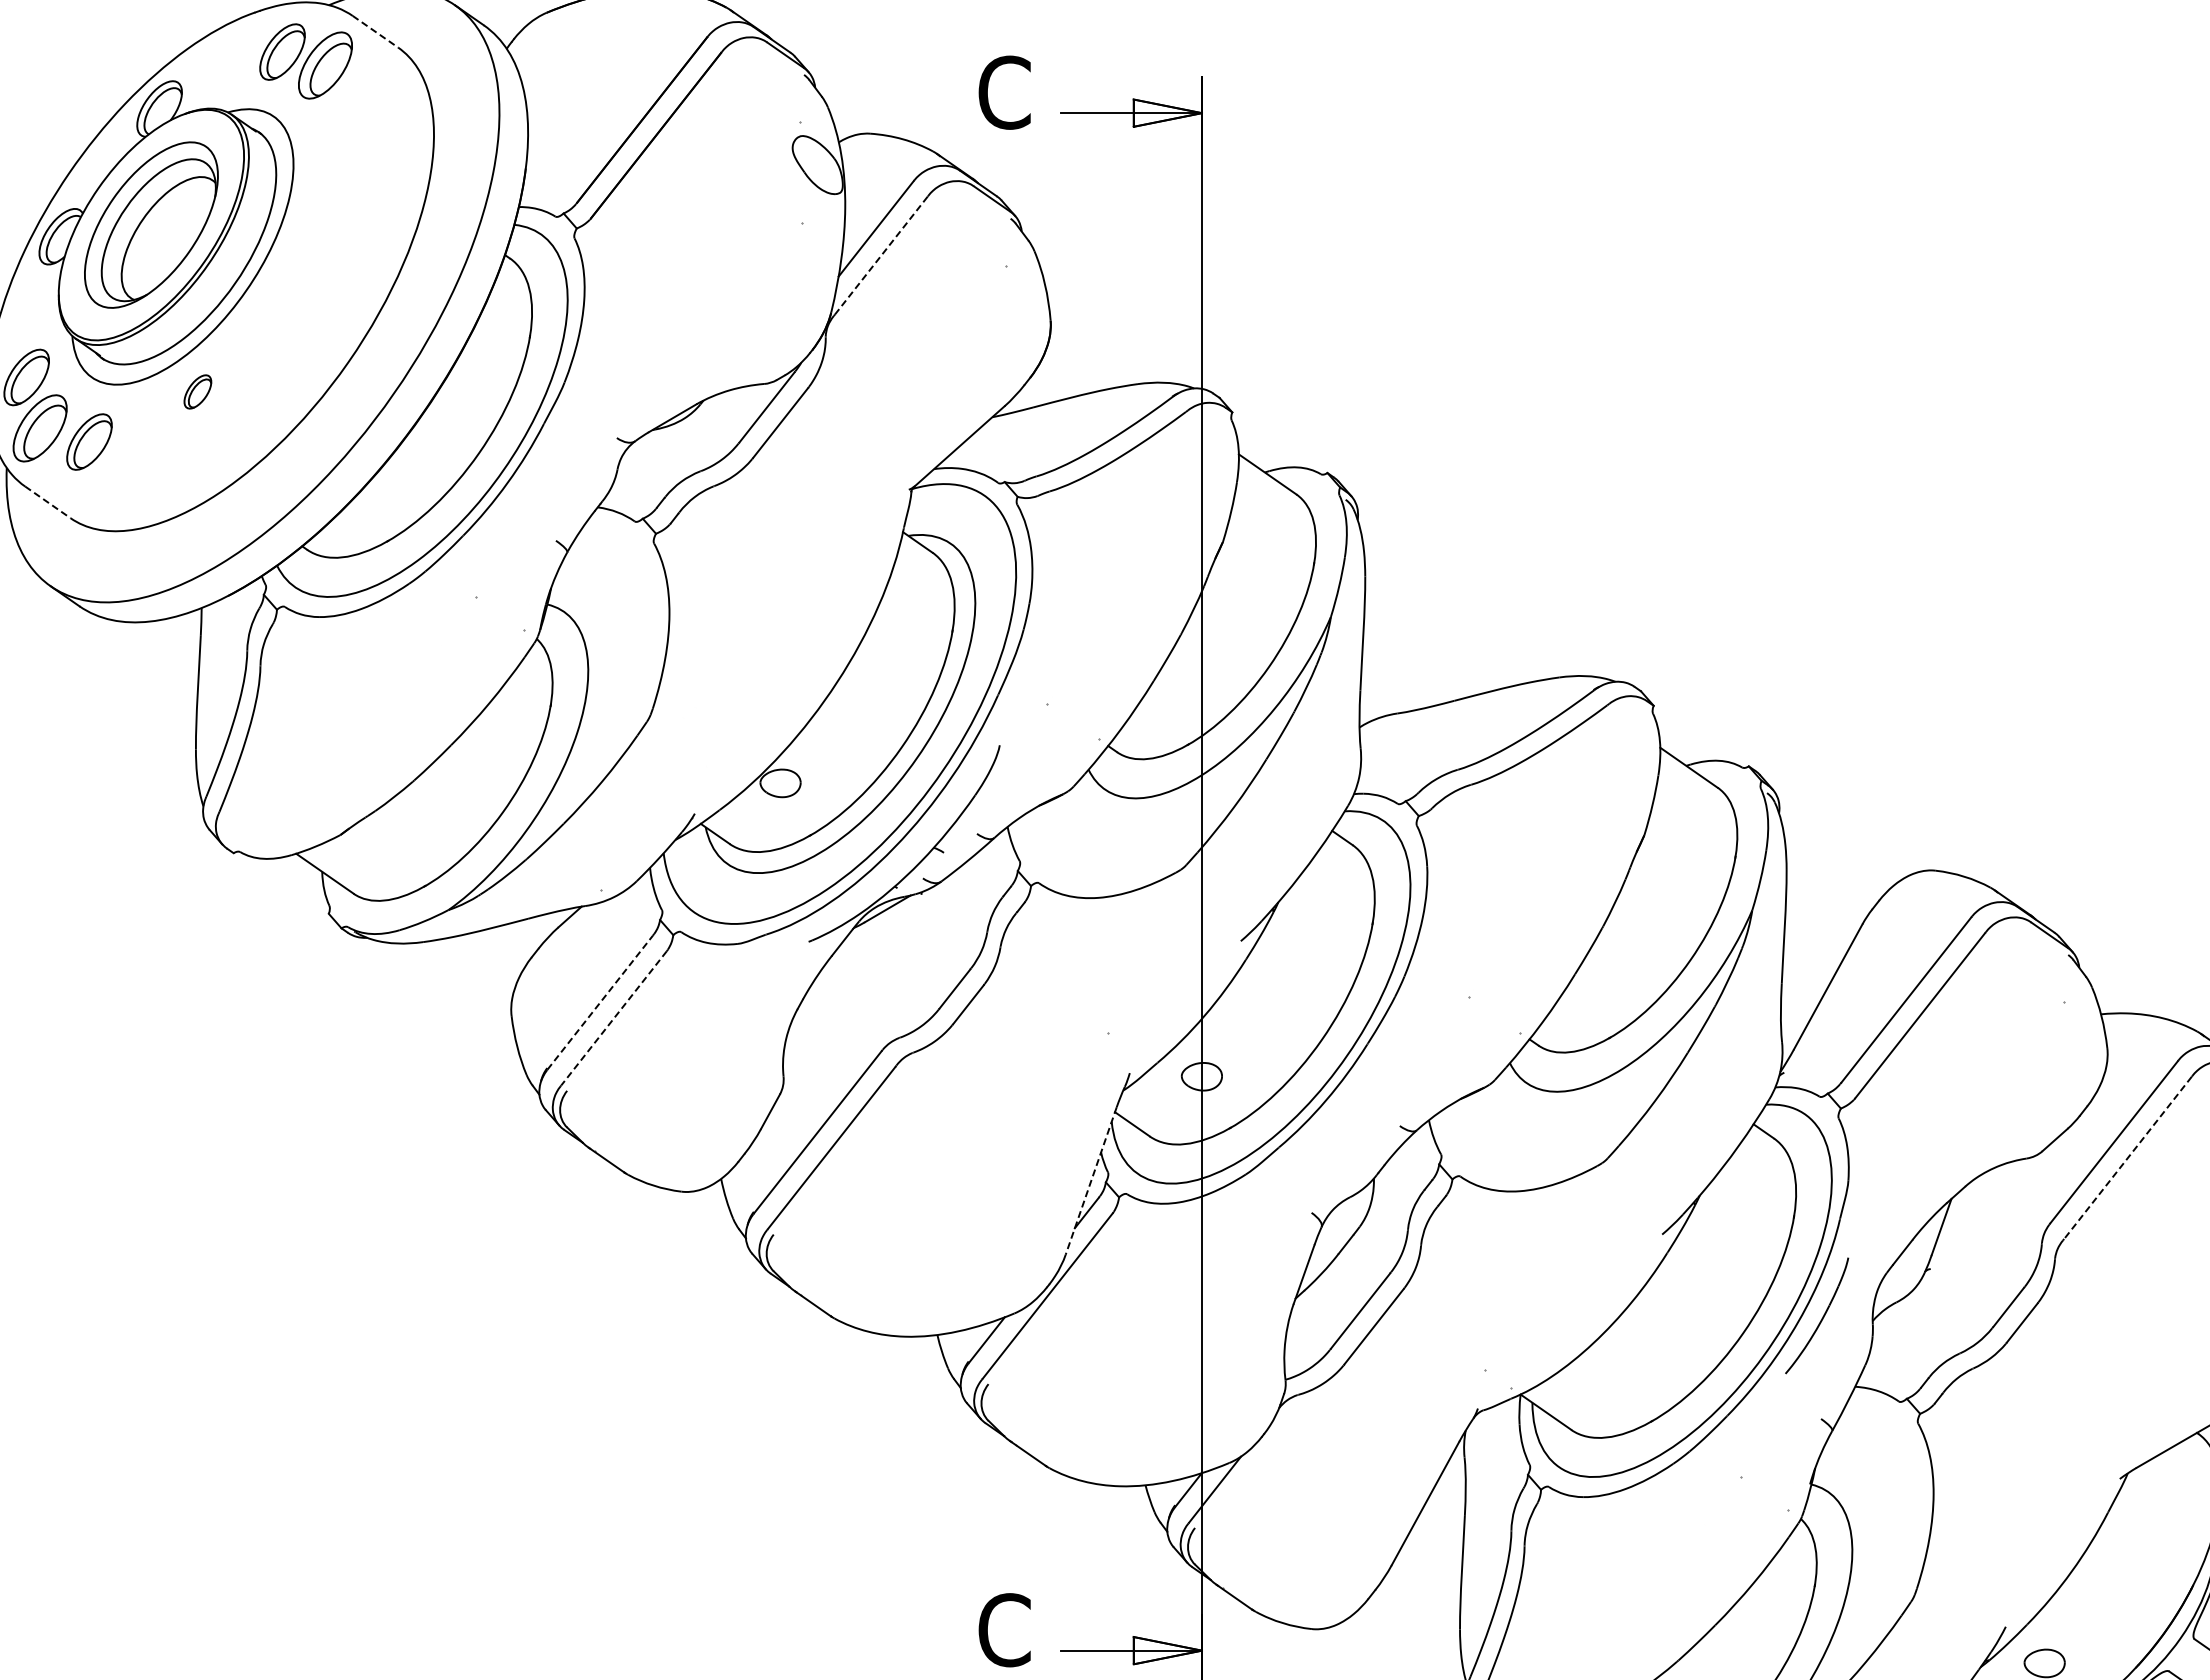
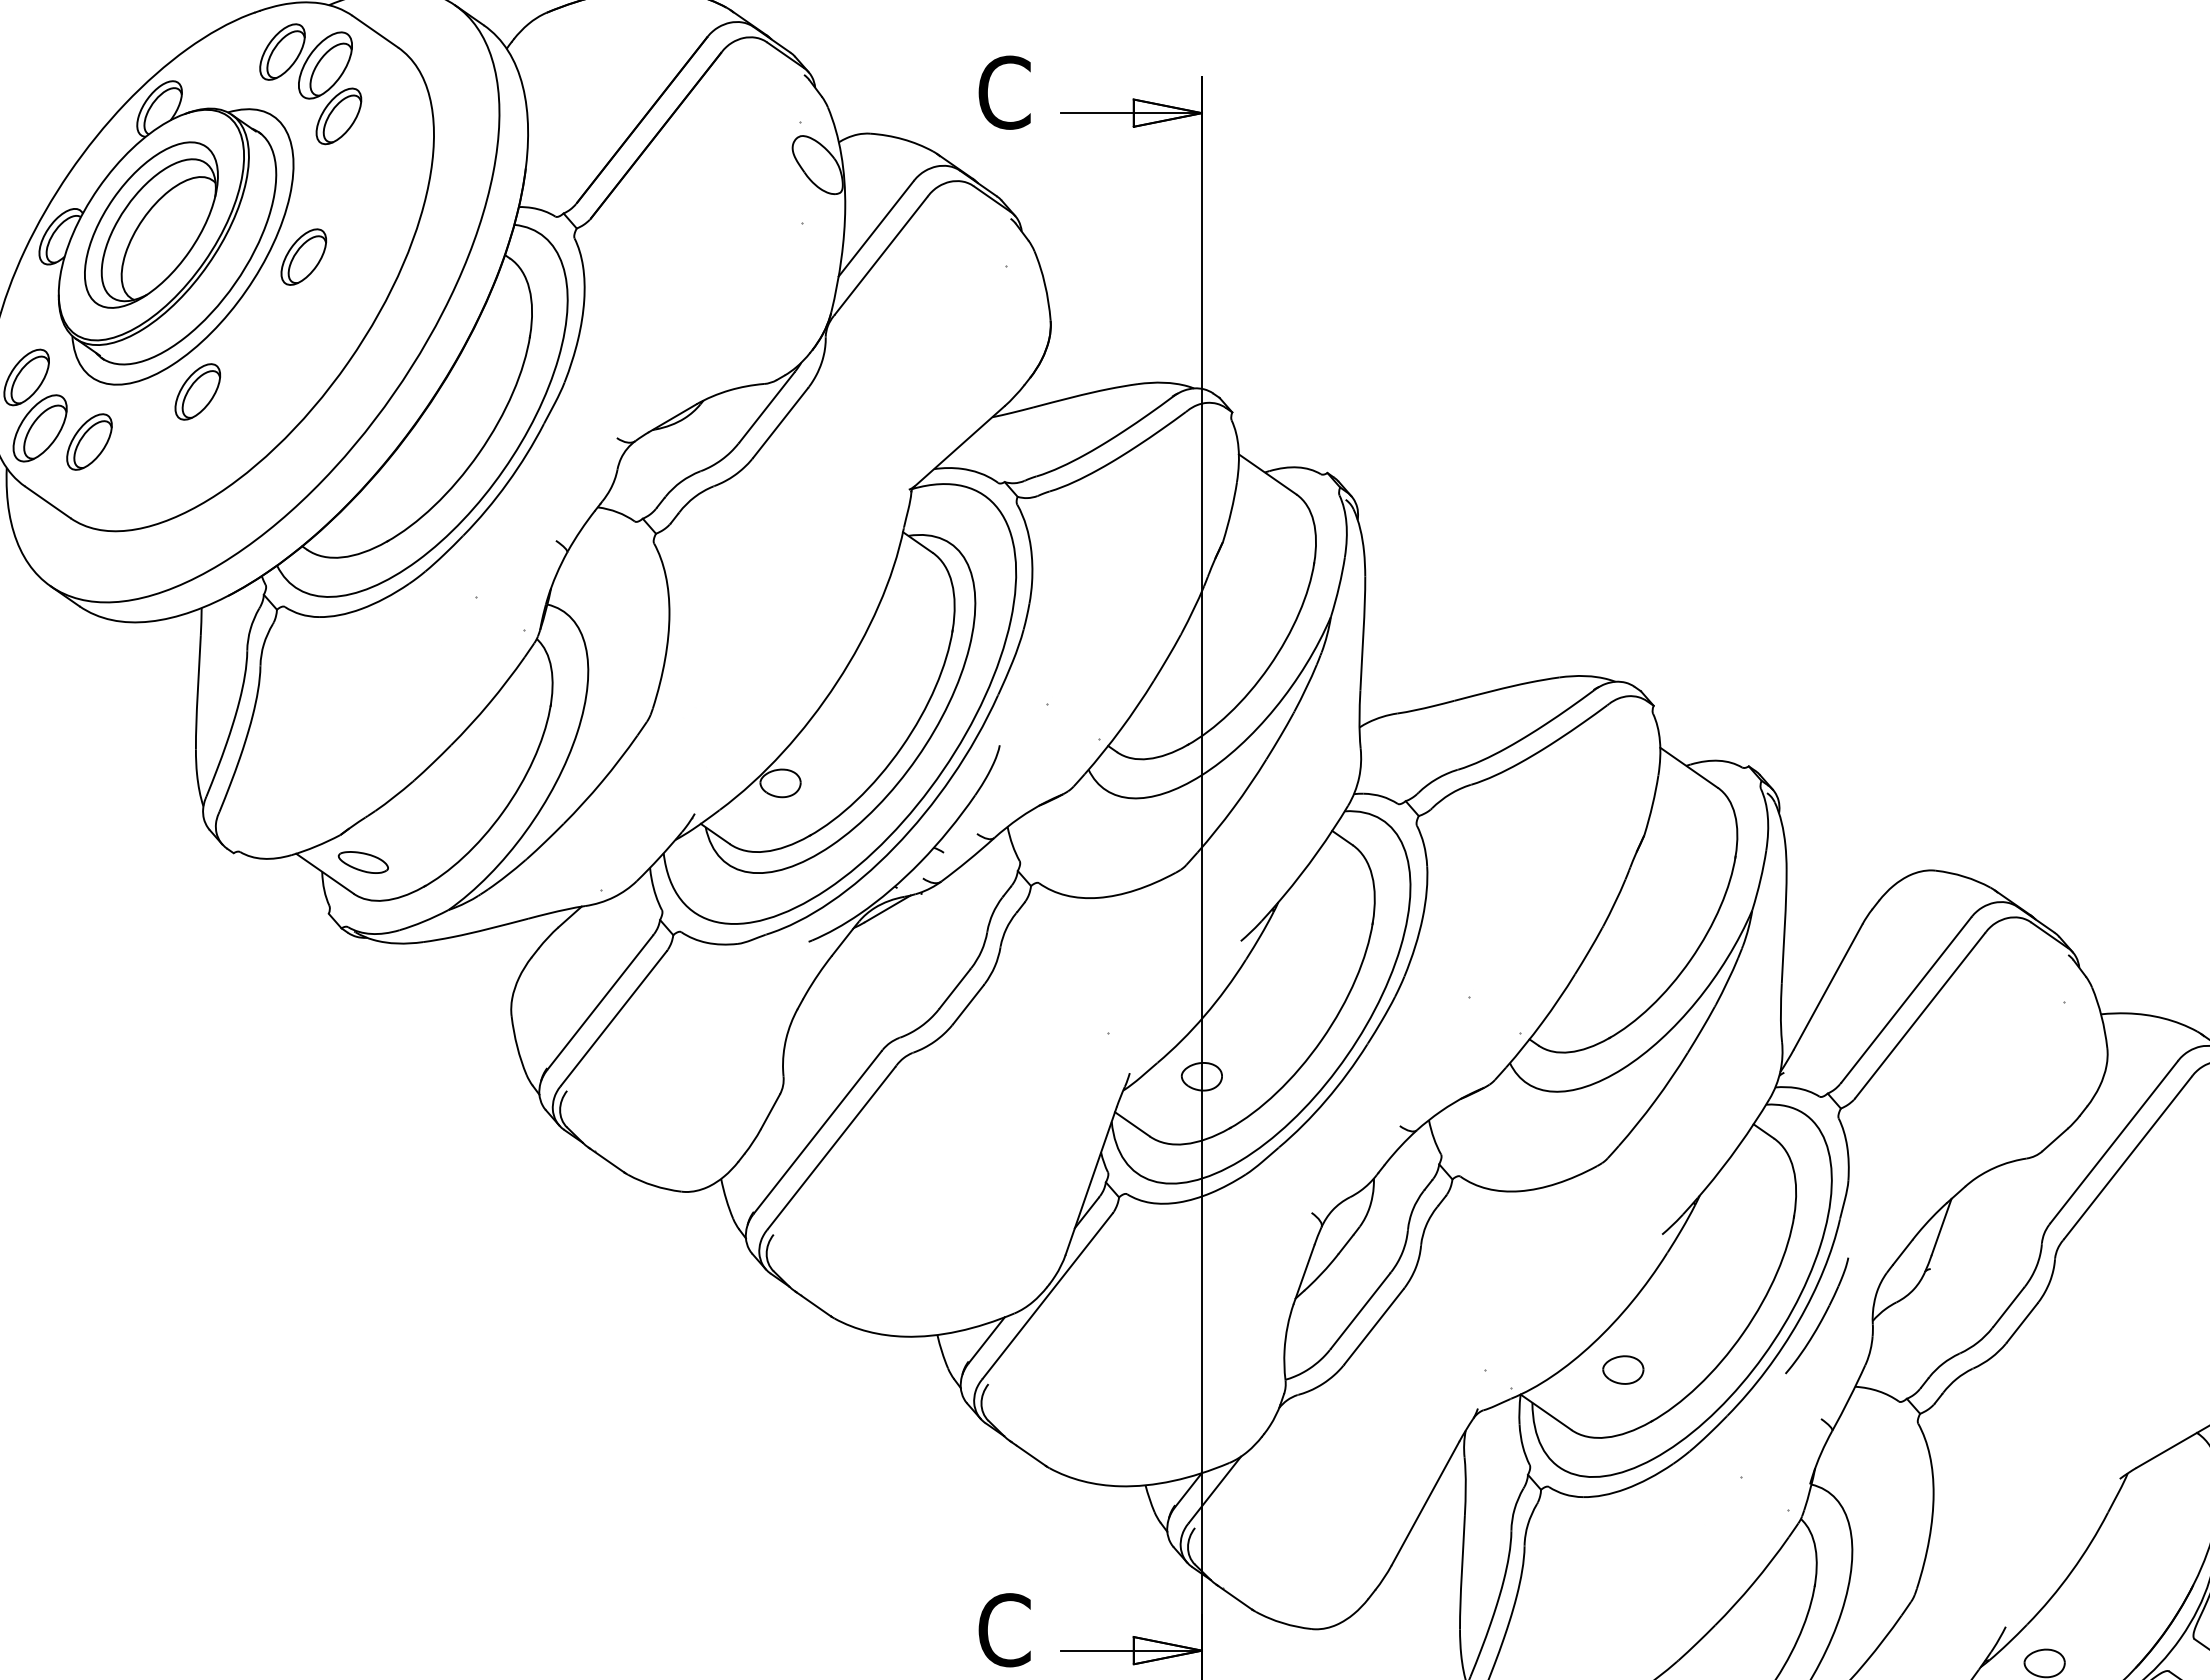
line: dashed -> solid (375, 31)
part: none -> present (338, 116)
line: dashed -> solid (881, 255)
part: none -> present (303, 256)
part size: 30x36 px -> 48x58 px (197, 391)
line: dashed -> solid (47, 502)
part: none -> present (362, 862)
line: dashed -> solid (600, 1002)
line: dashed -> solid (613, 1018)
line: dashed -> solid (2127, 1158)
line: dashed -> solid (1091, 1181)
part: none -> present (1623, 1369)
